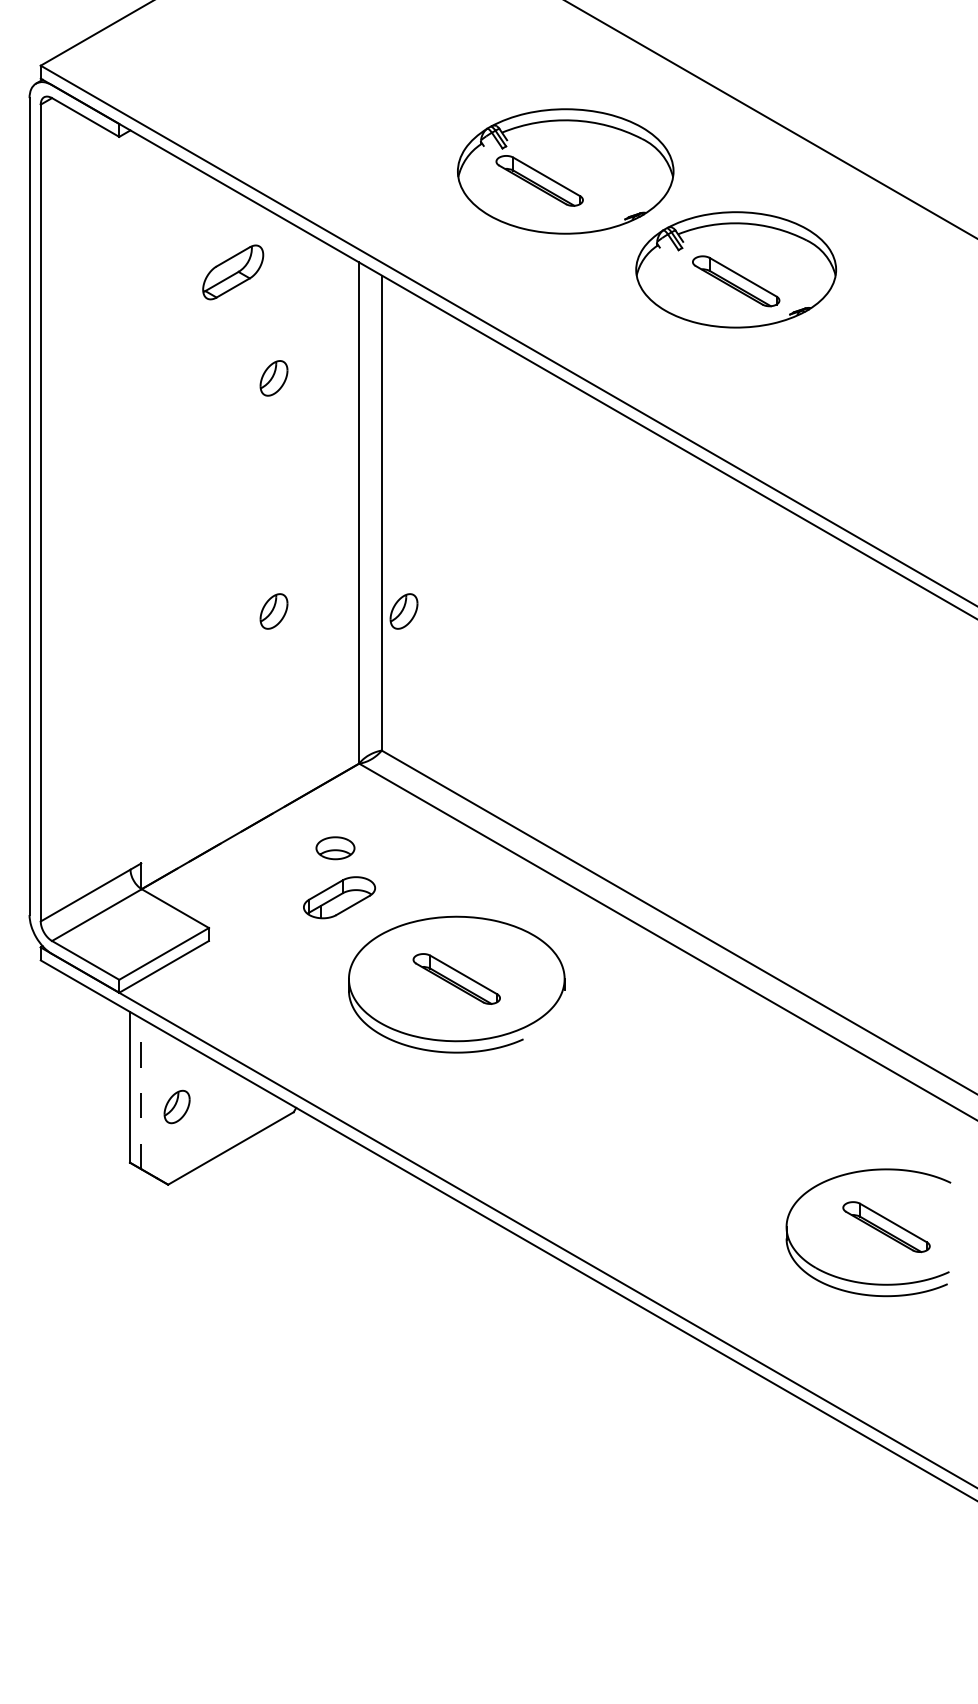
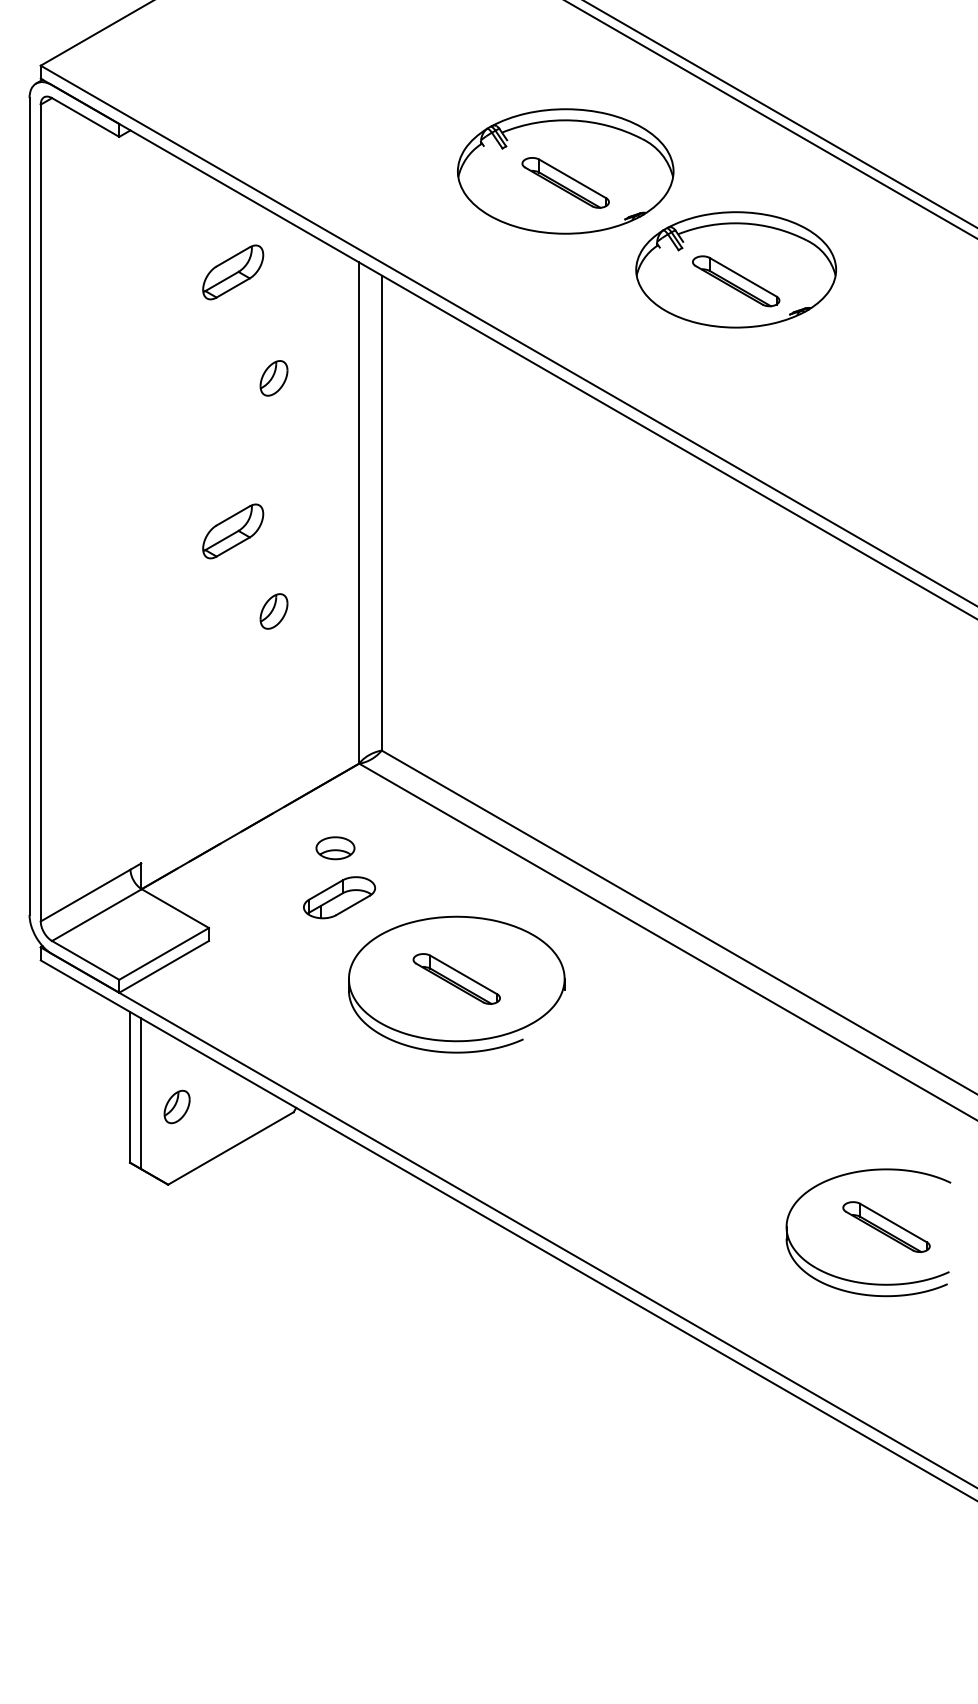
line: none -> present (780, 114)
part position: (539, 180) -> (565, 182) (565, 182)
part: none -> present (233, 531)
part: present -> none (403, 611)
line: dashed -> solid (141, 1093)
